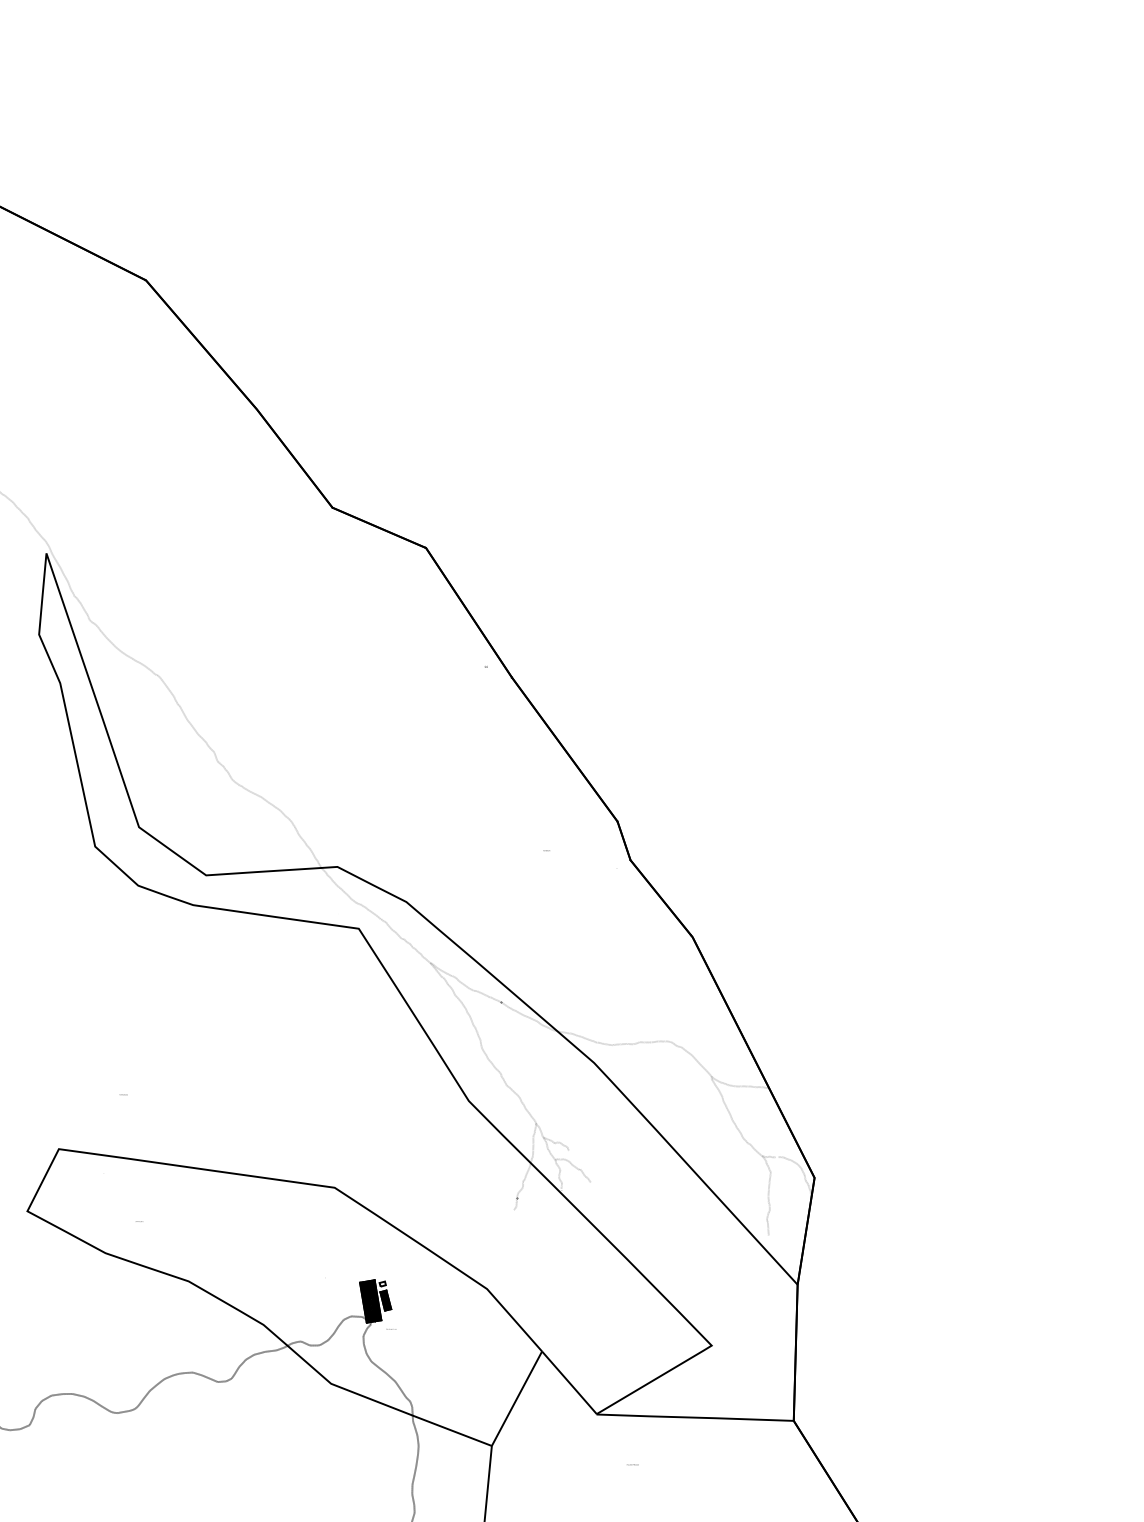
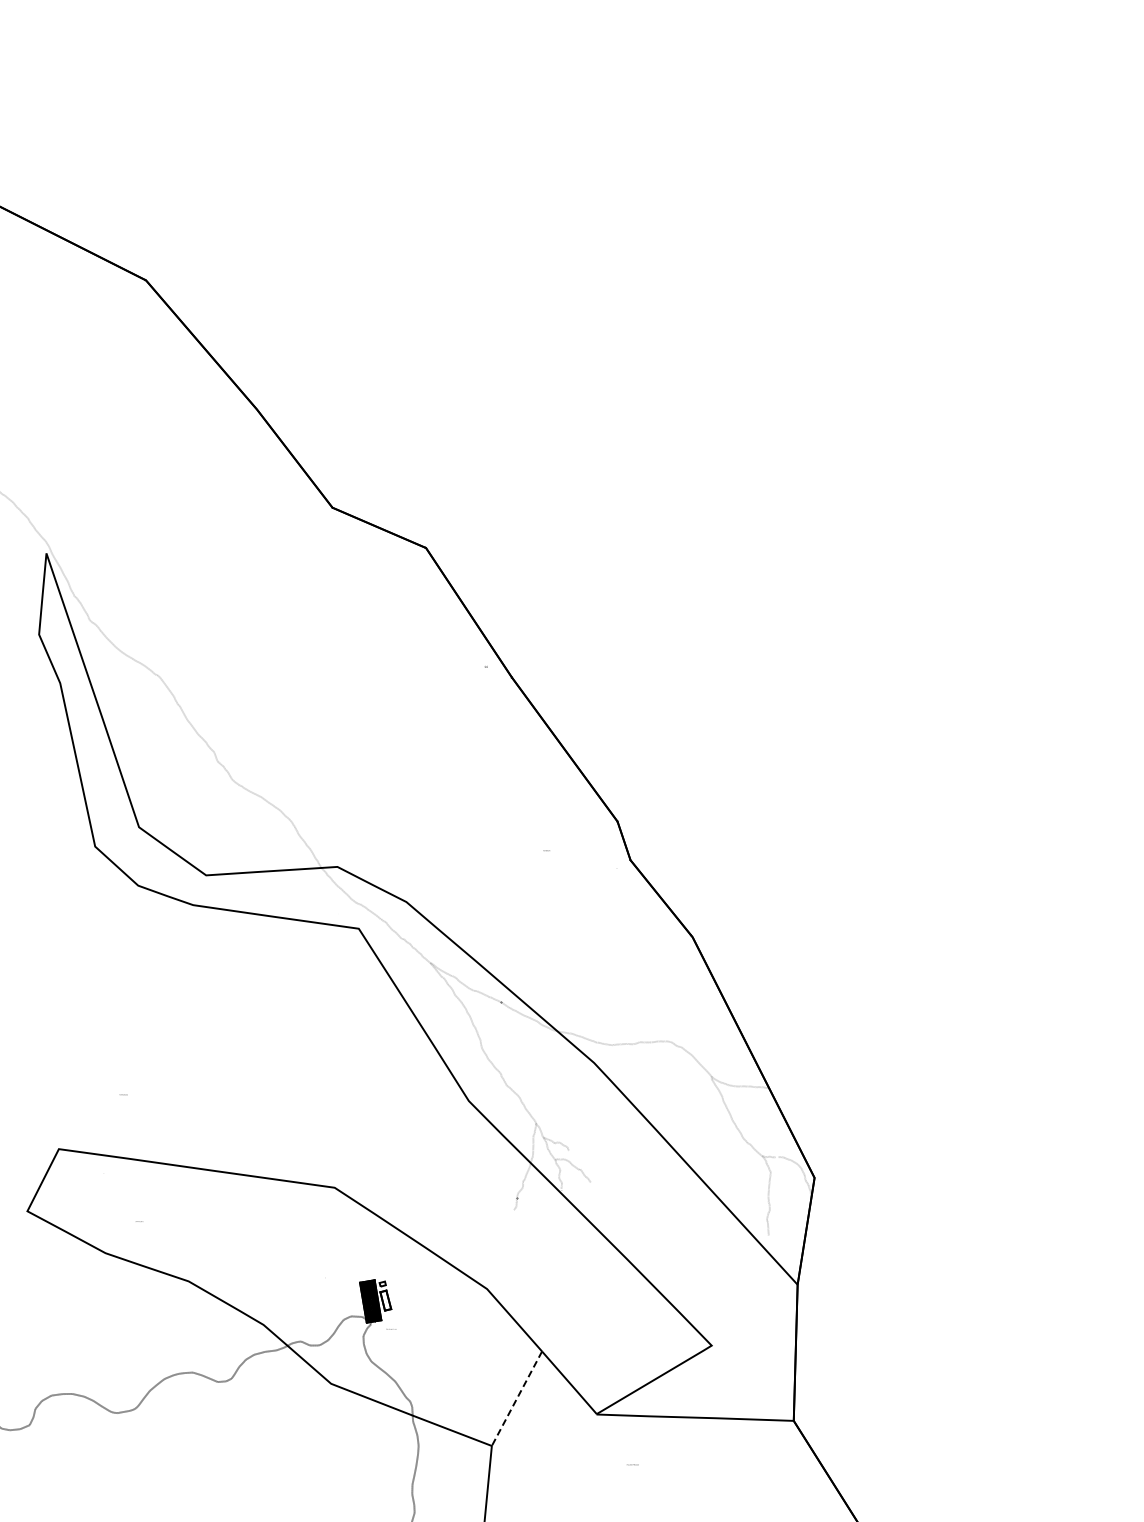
hatch: present -> none (385, 1300)
line: solid -> dashed (517, 1398)
